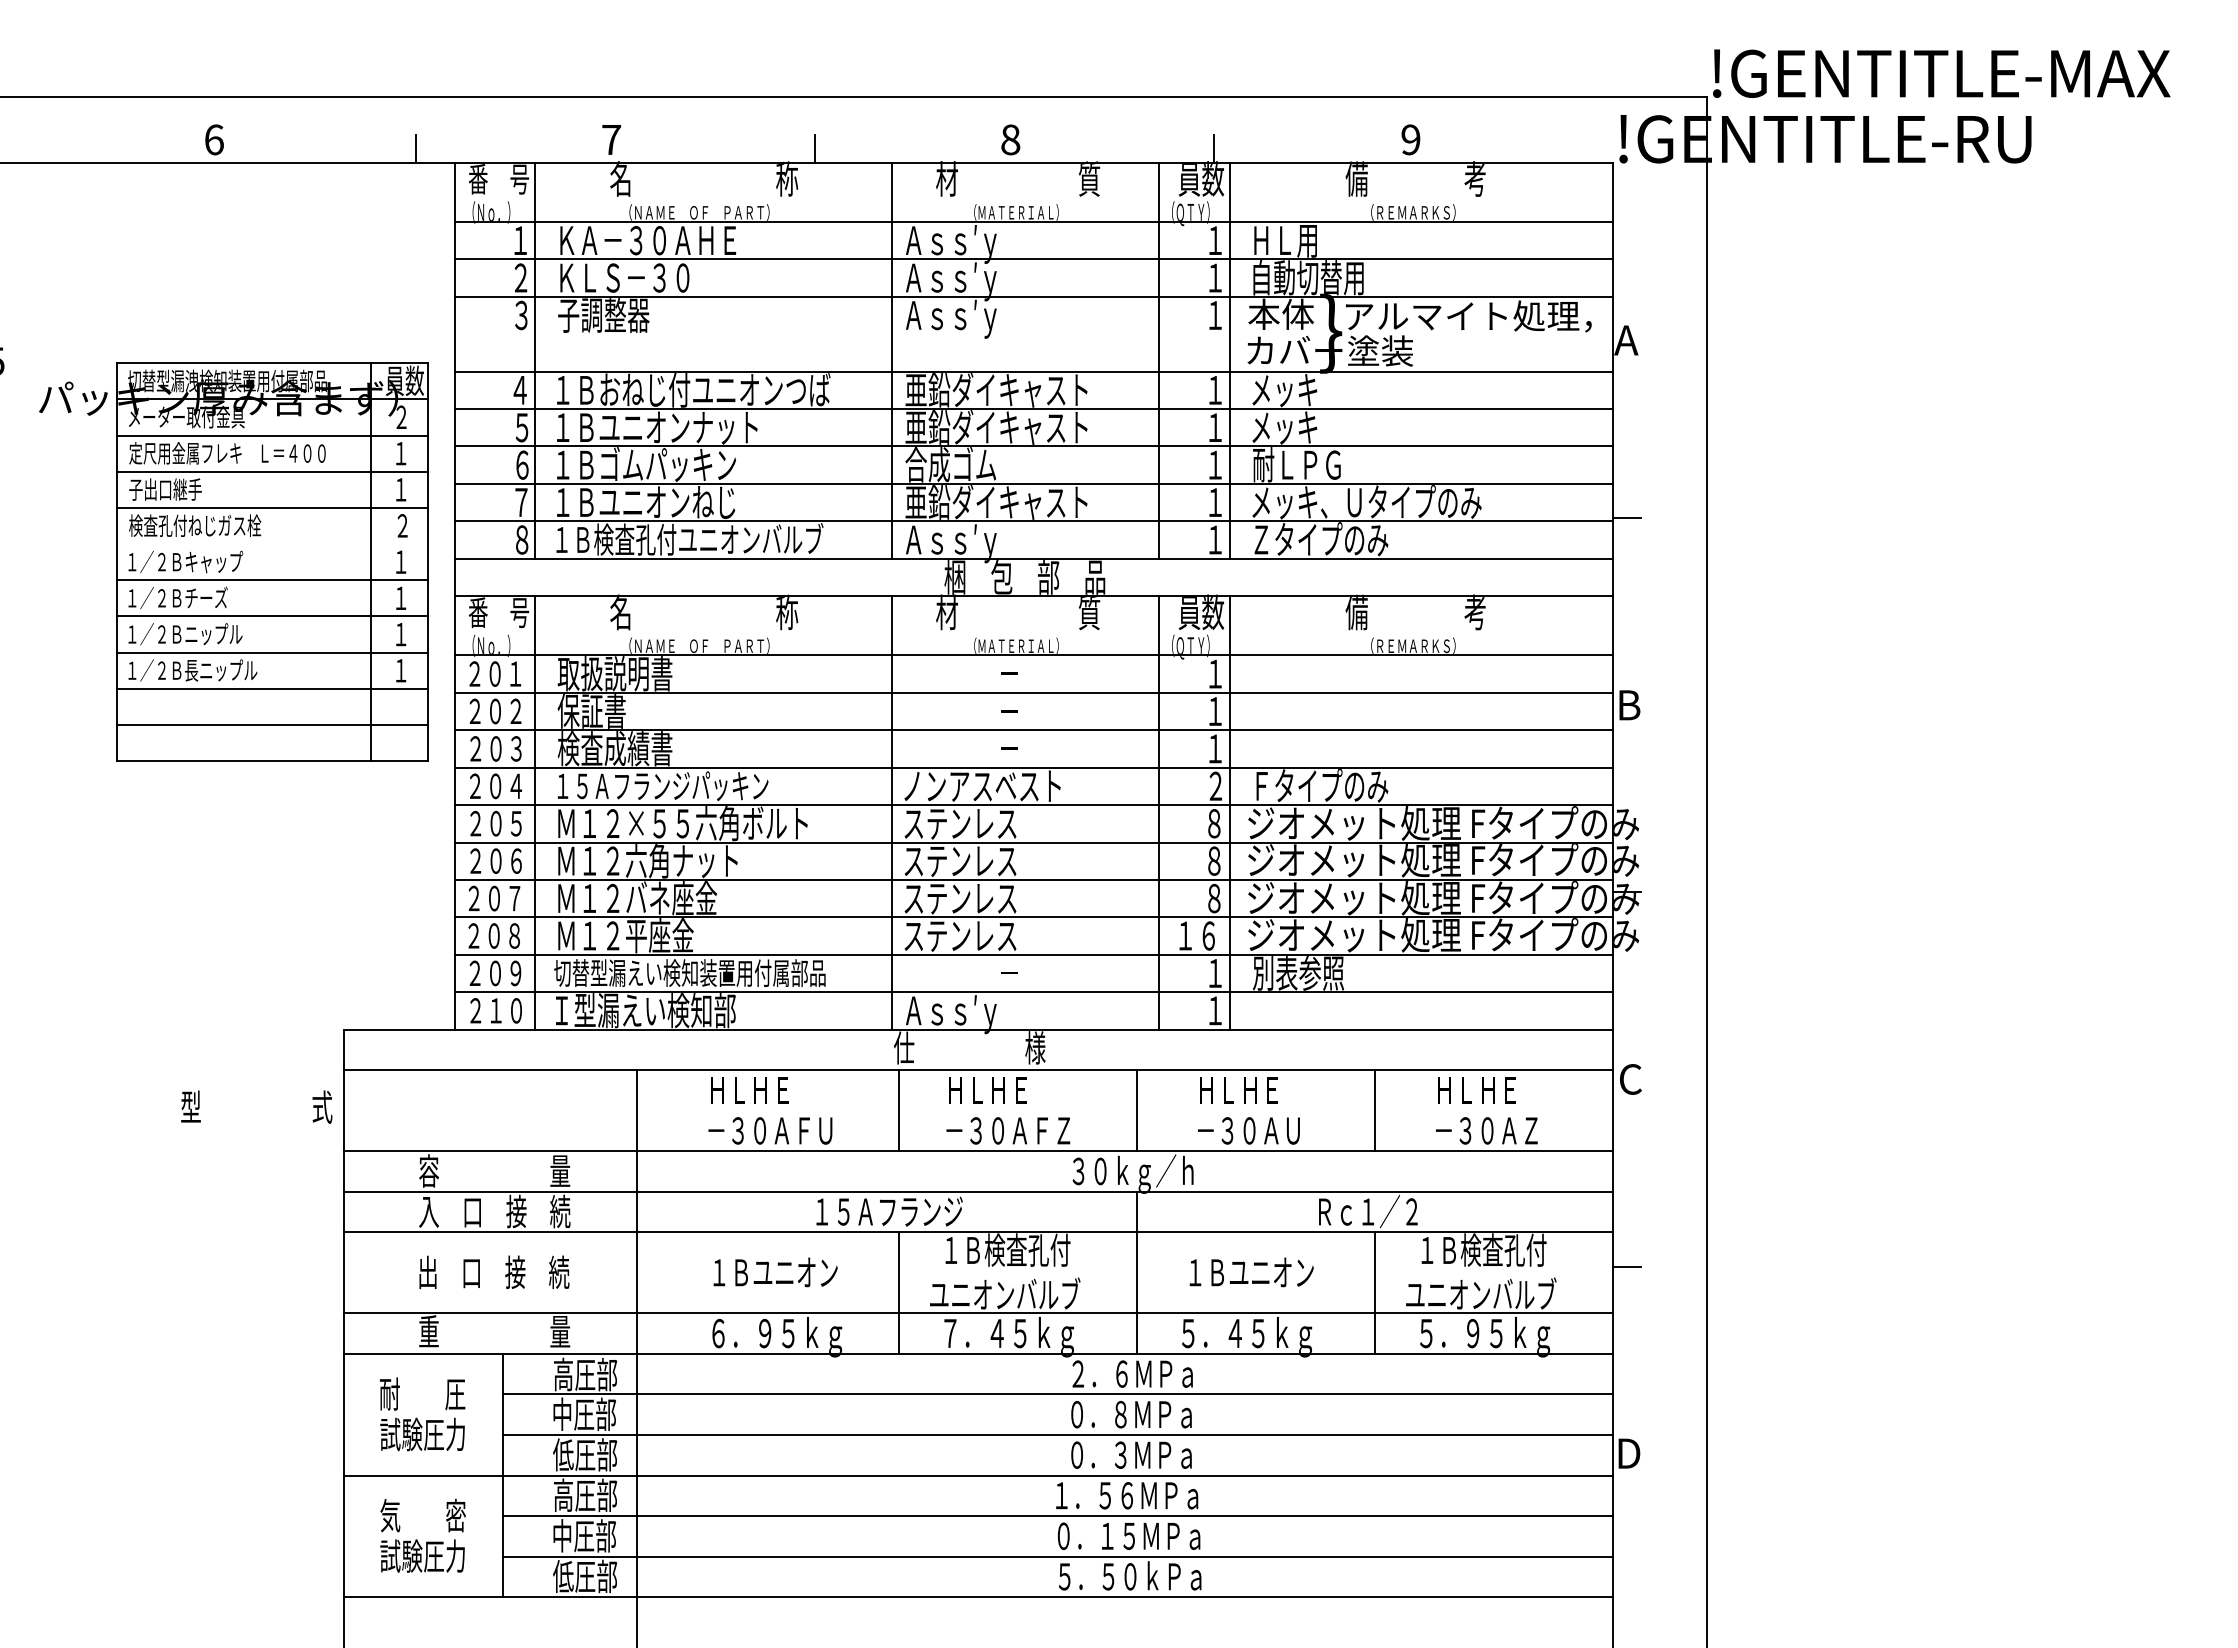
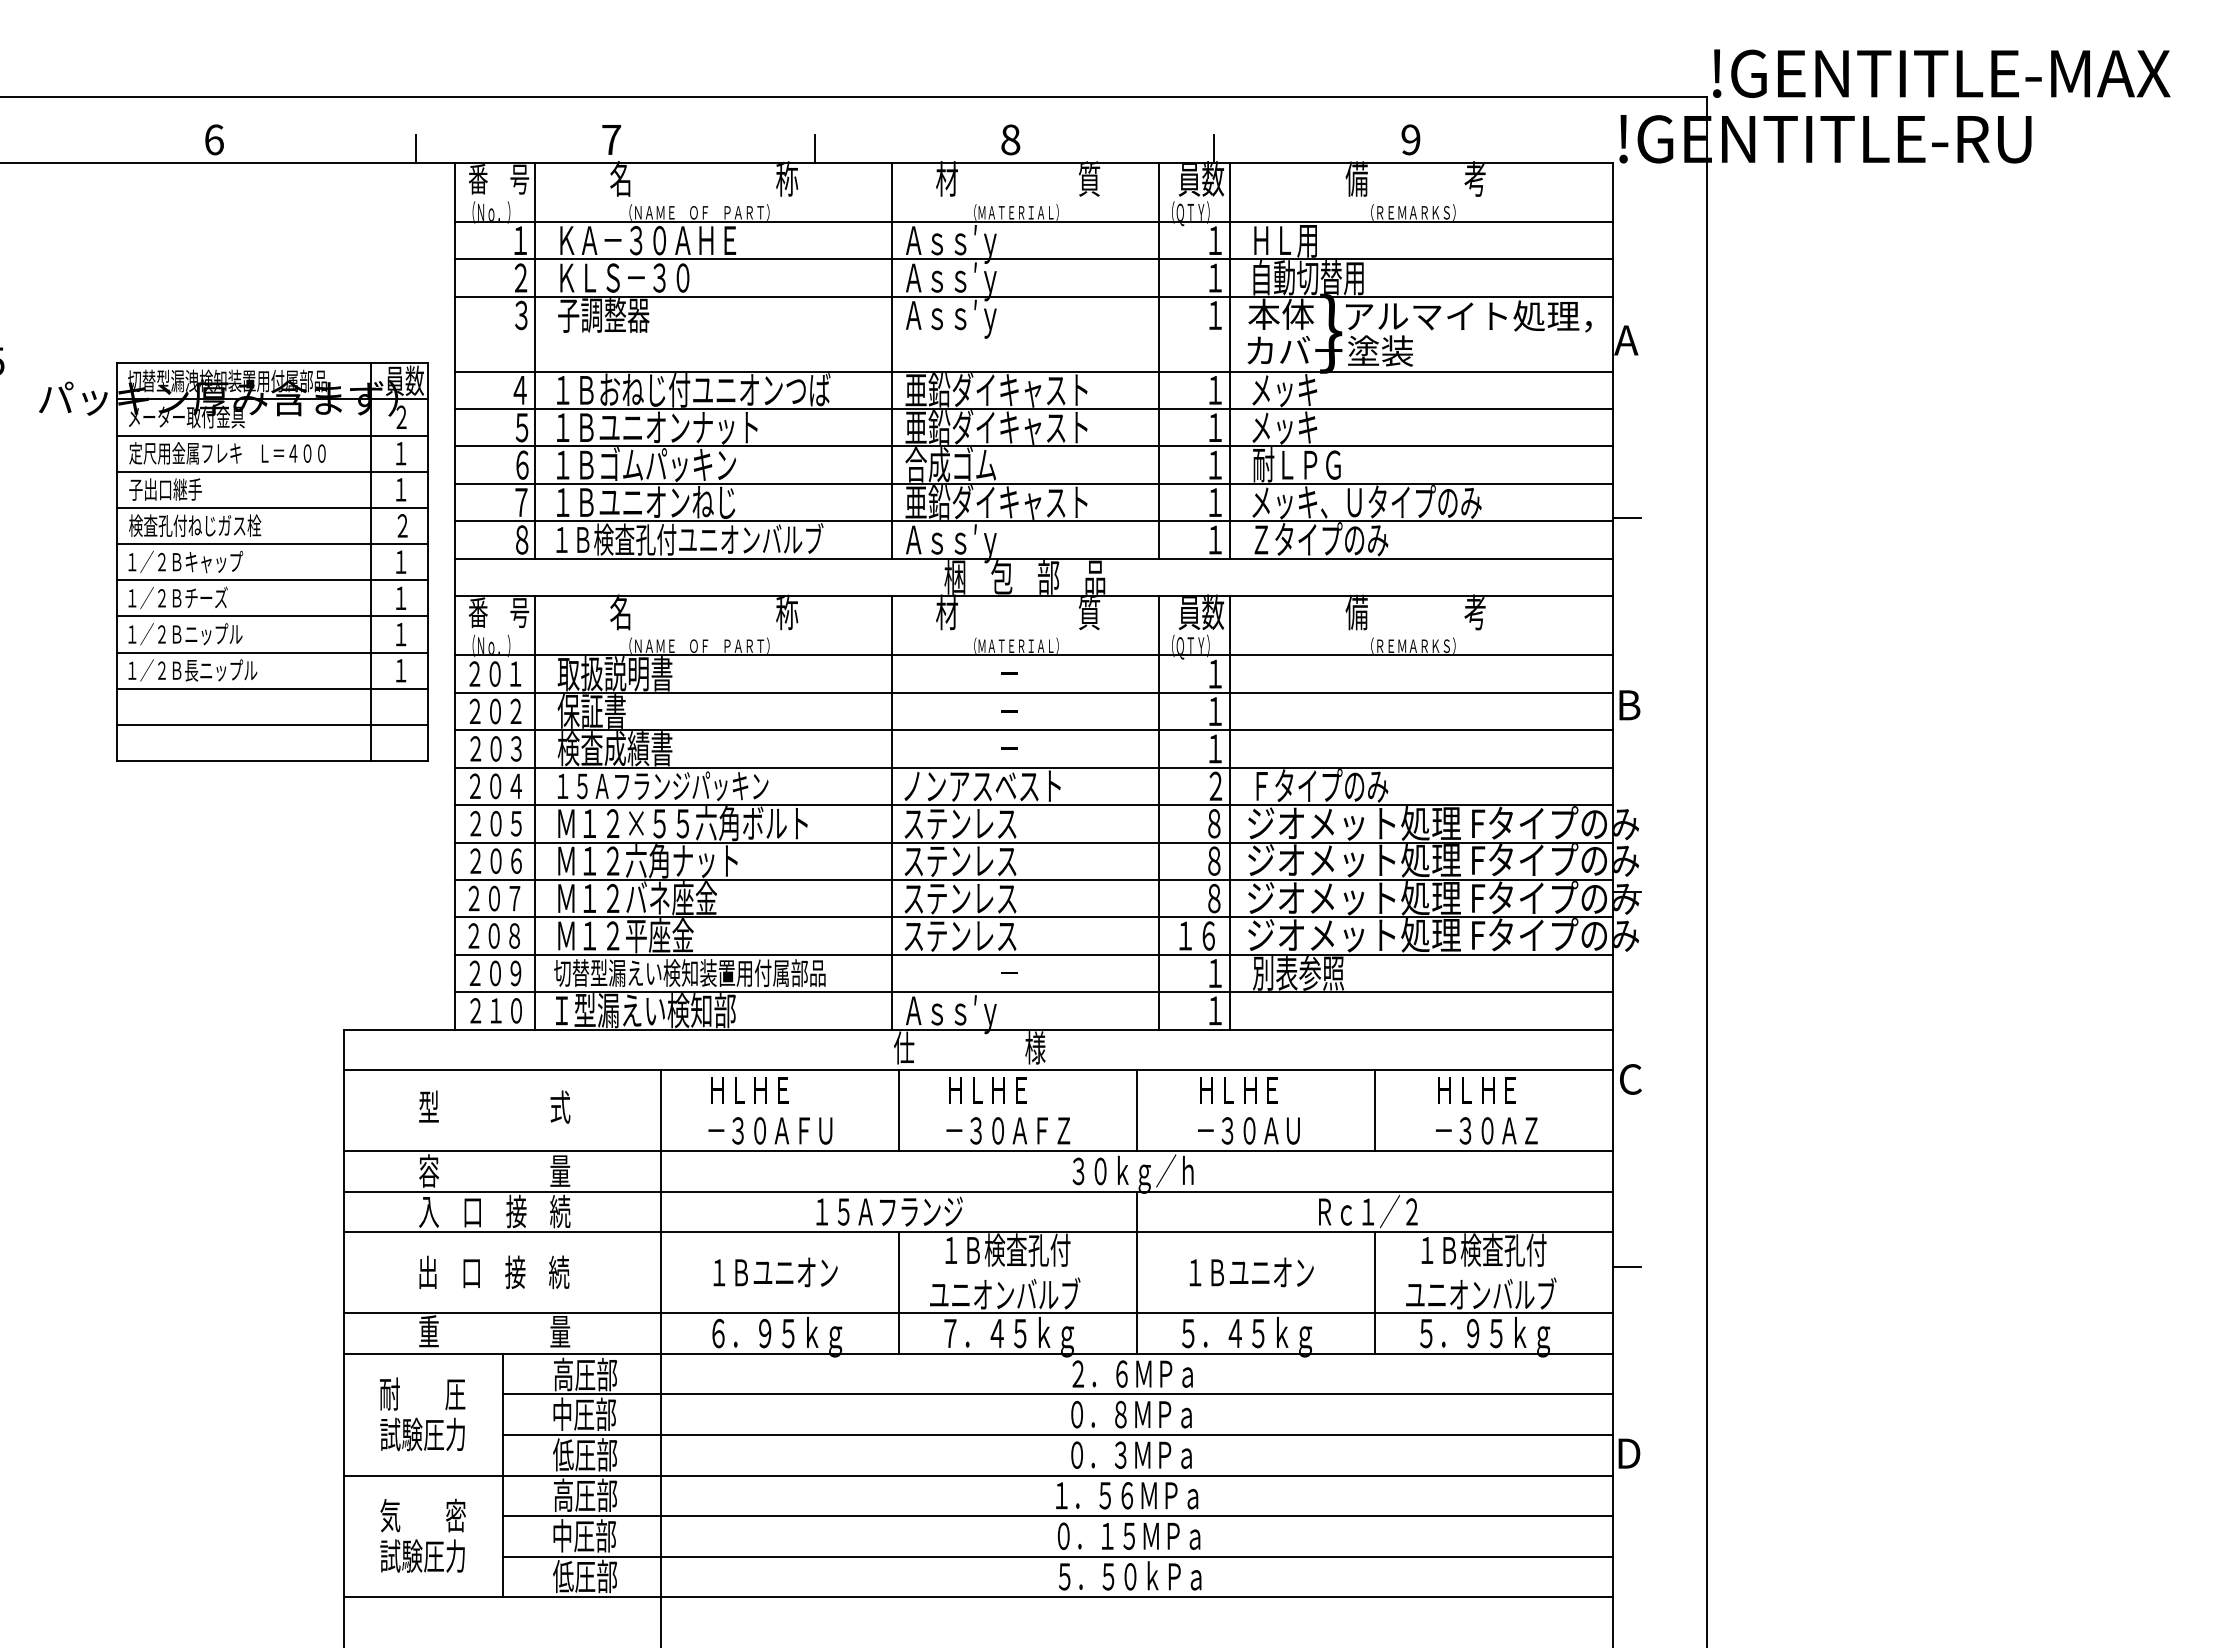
line: none -> present (272, 544)
text position: (256, 1106) -> (494, 1106) (494, 1106)
line position: (637, 1357) -> (661, 1357) (661, 1357)
